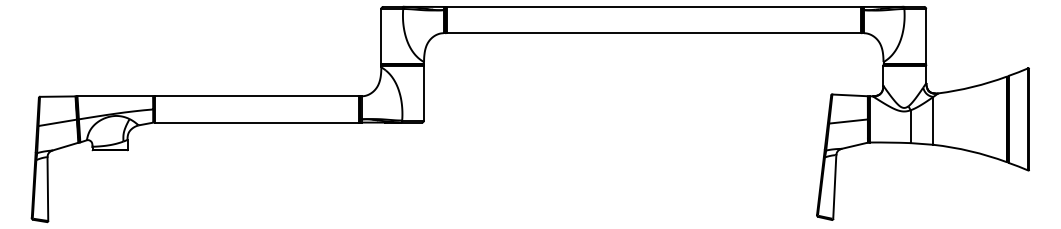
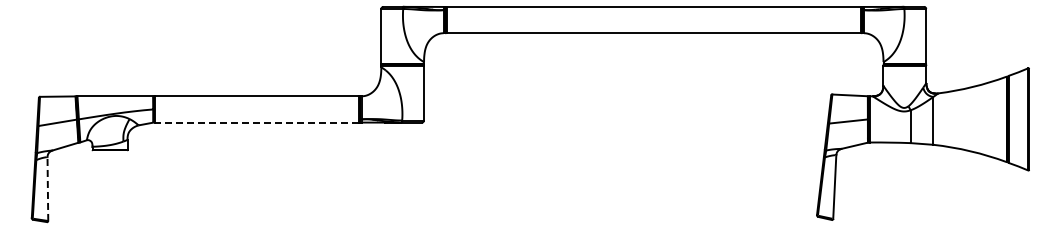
line: solid -> dashed (256, 122)
line: solid -> dashed (47, 189)
